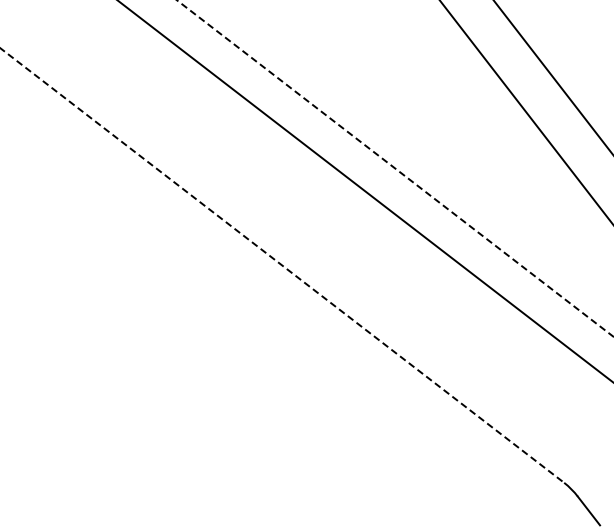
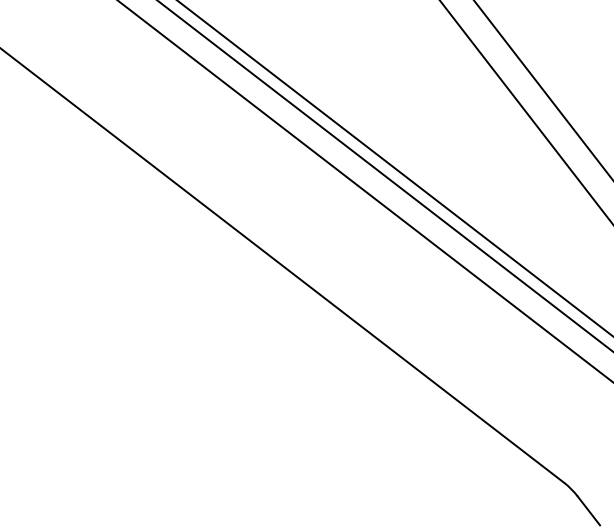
line position: (552, 76) -> (542, 89) (542, 89)
line: dashed -> solid (395, 168)
line: none -> present (385, 176)
line: dashed -> solid (282, 265)
